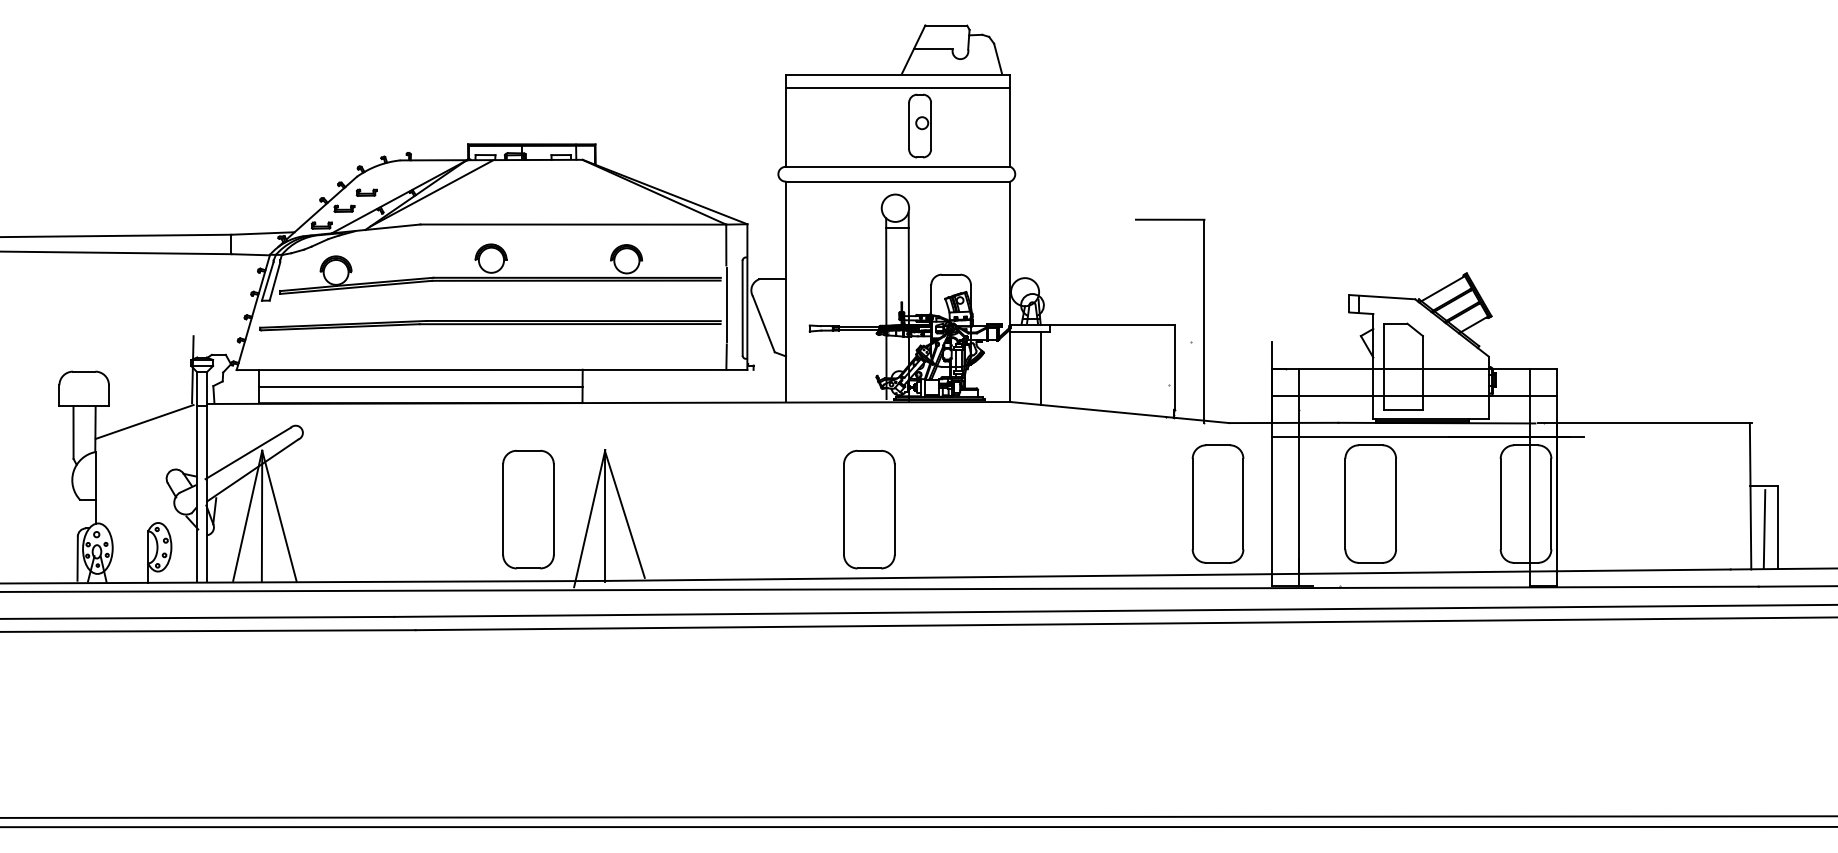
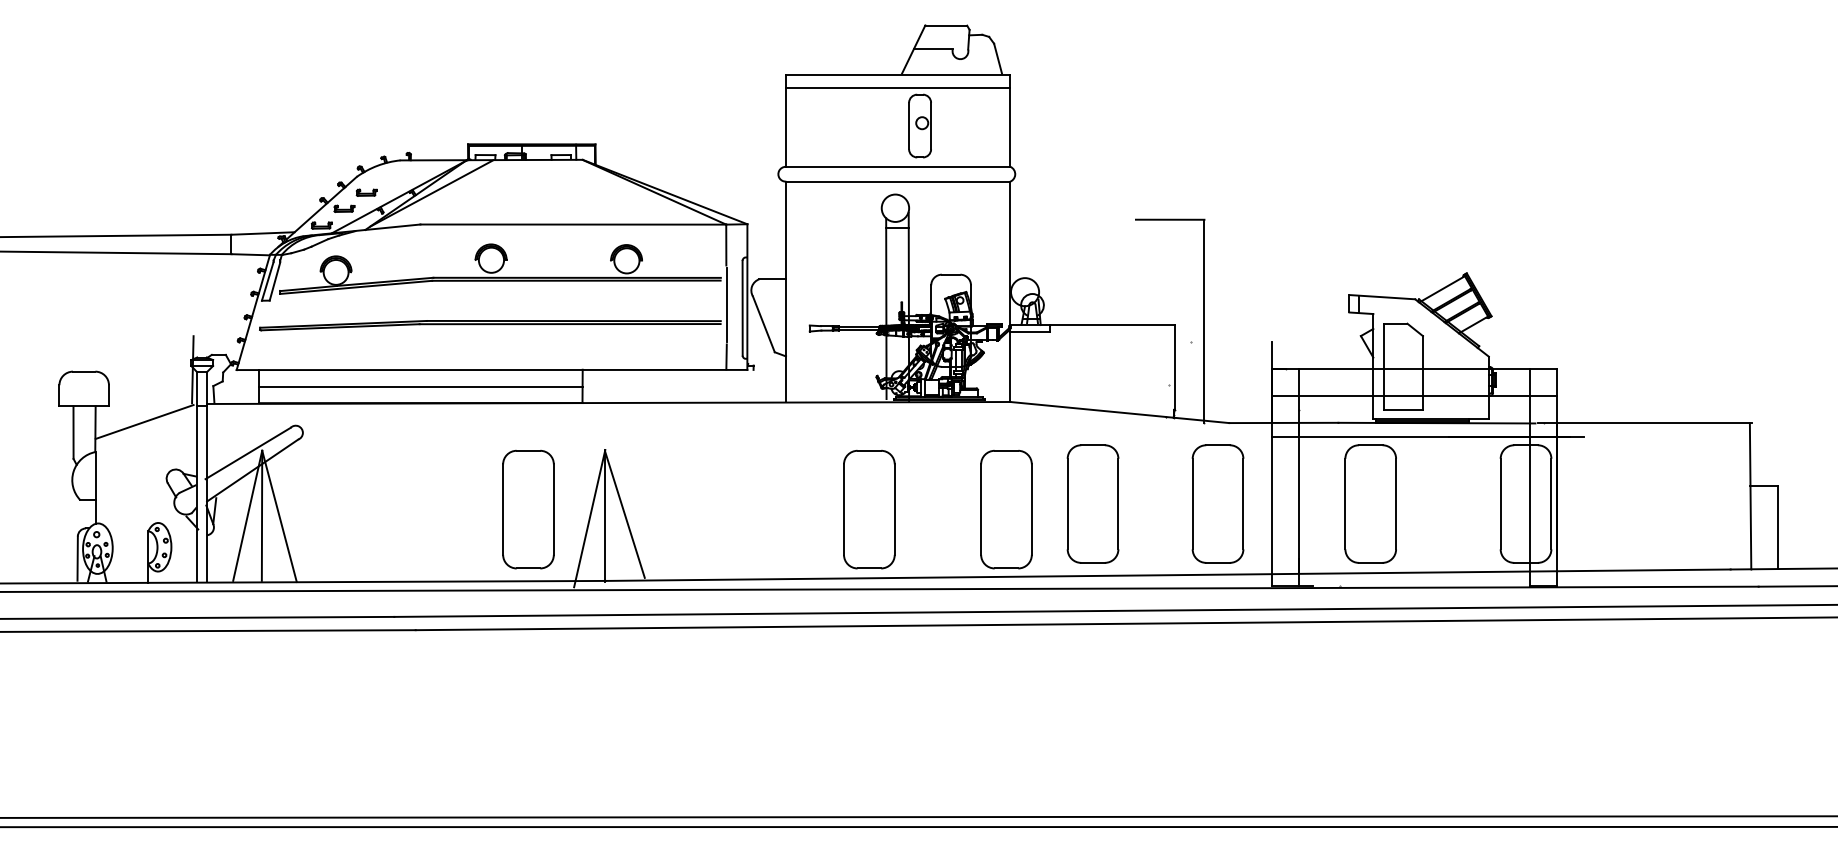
line: present -> none (1040, 367)
part: none -> present (1092, 503)
part: none -> present (1006, 509)
line: present -> none (1764, 529)
